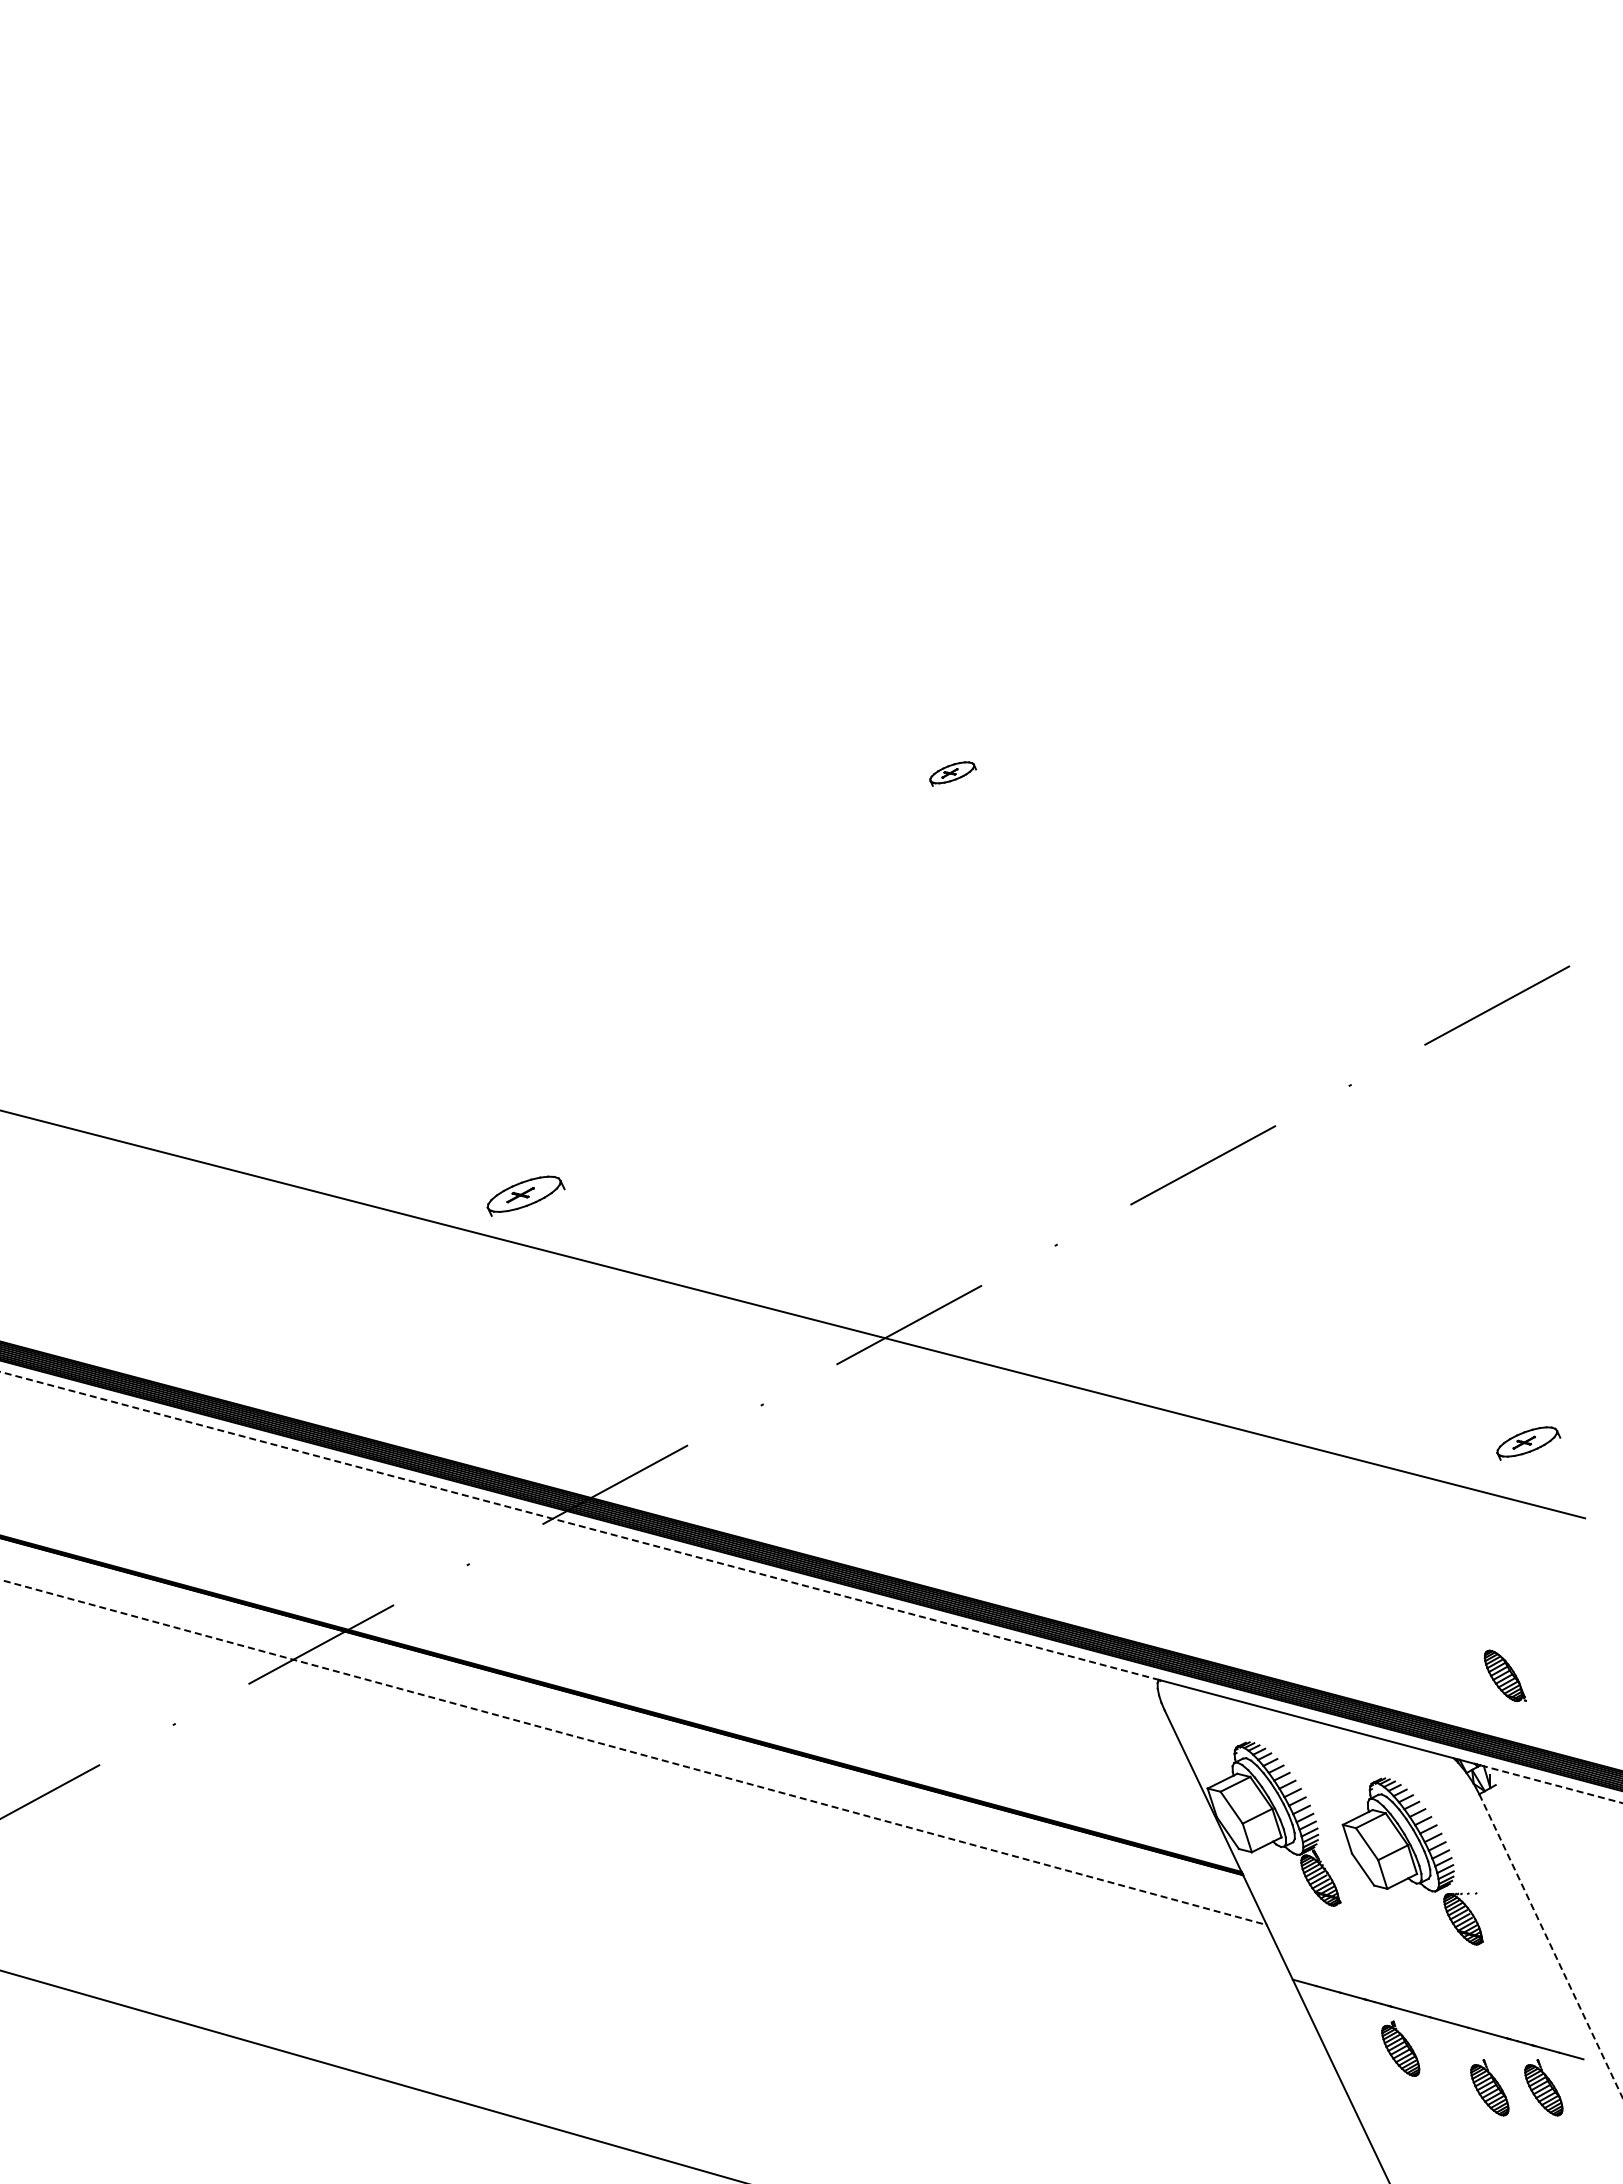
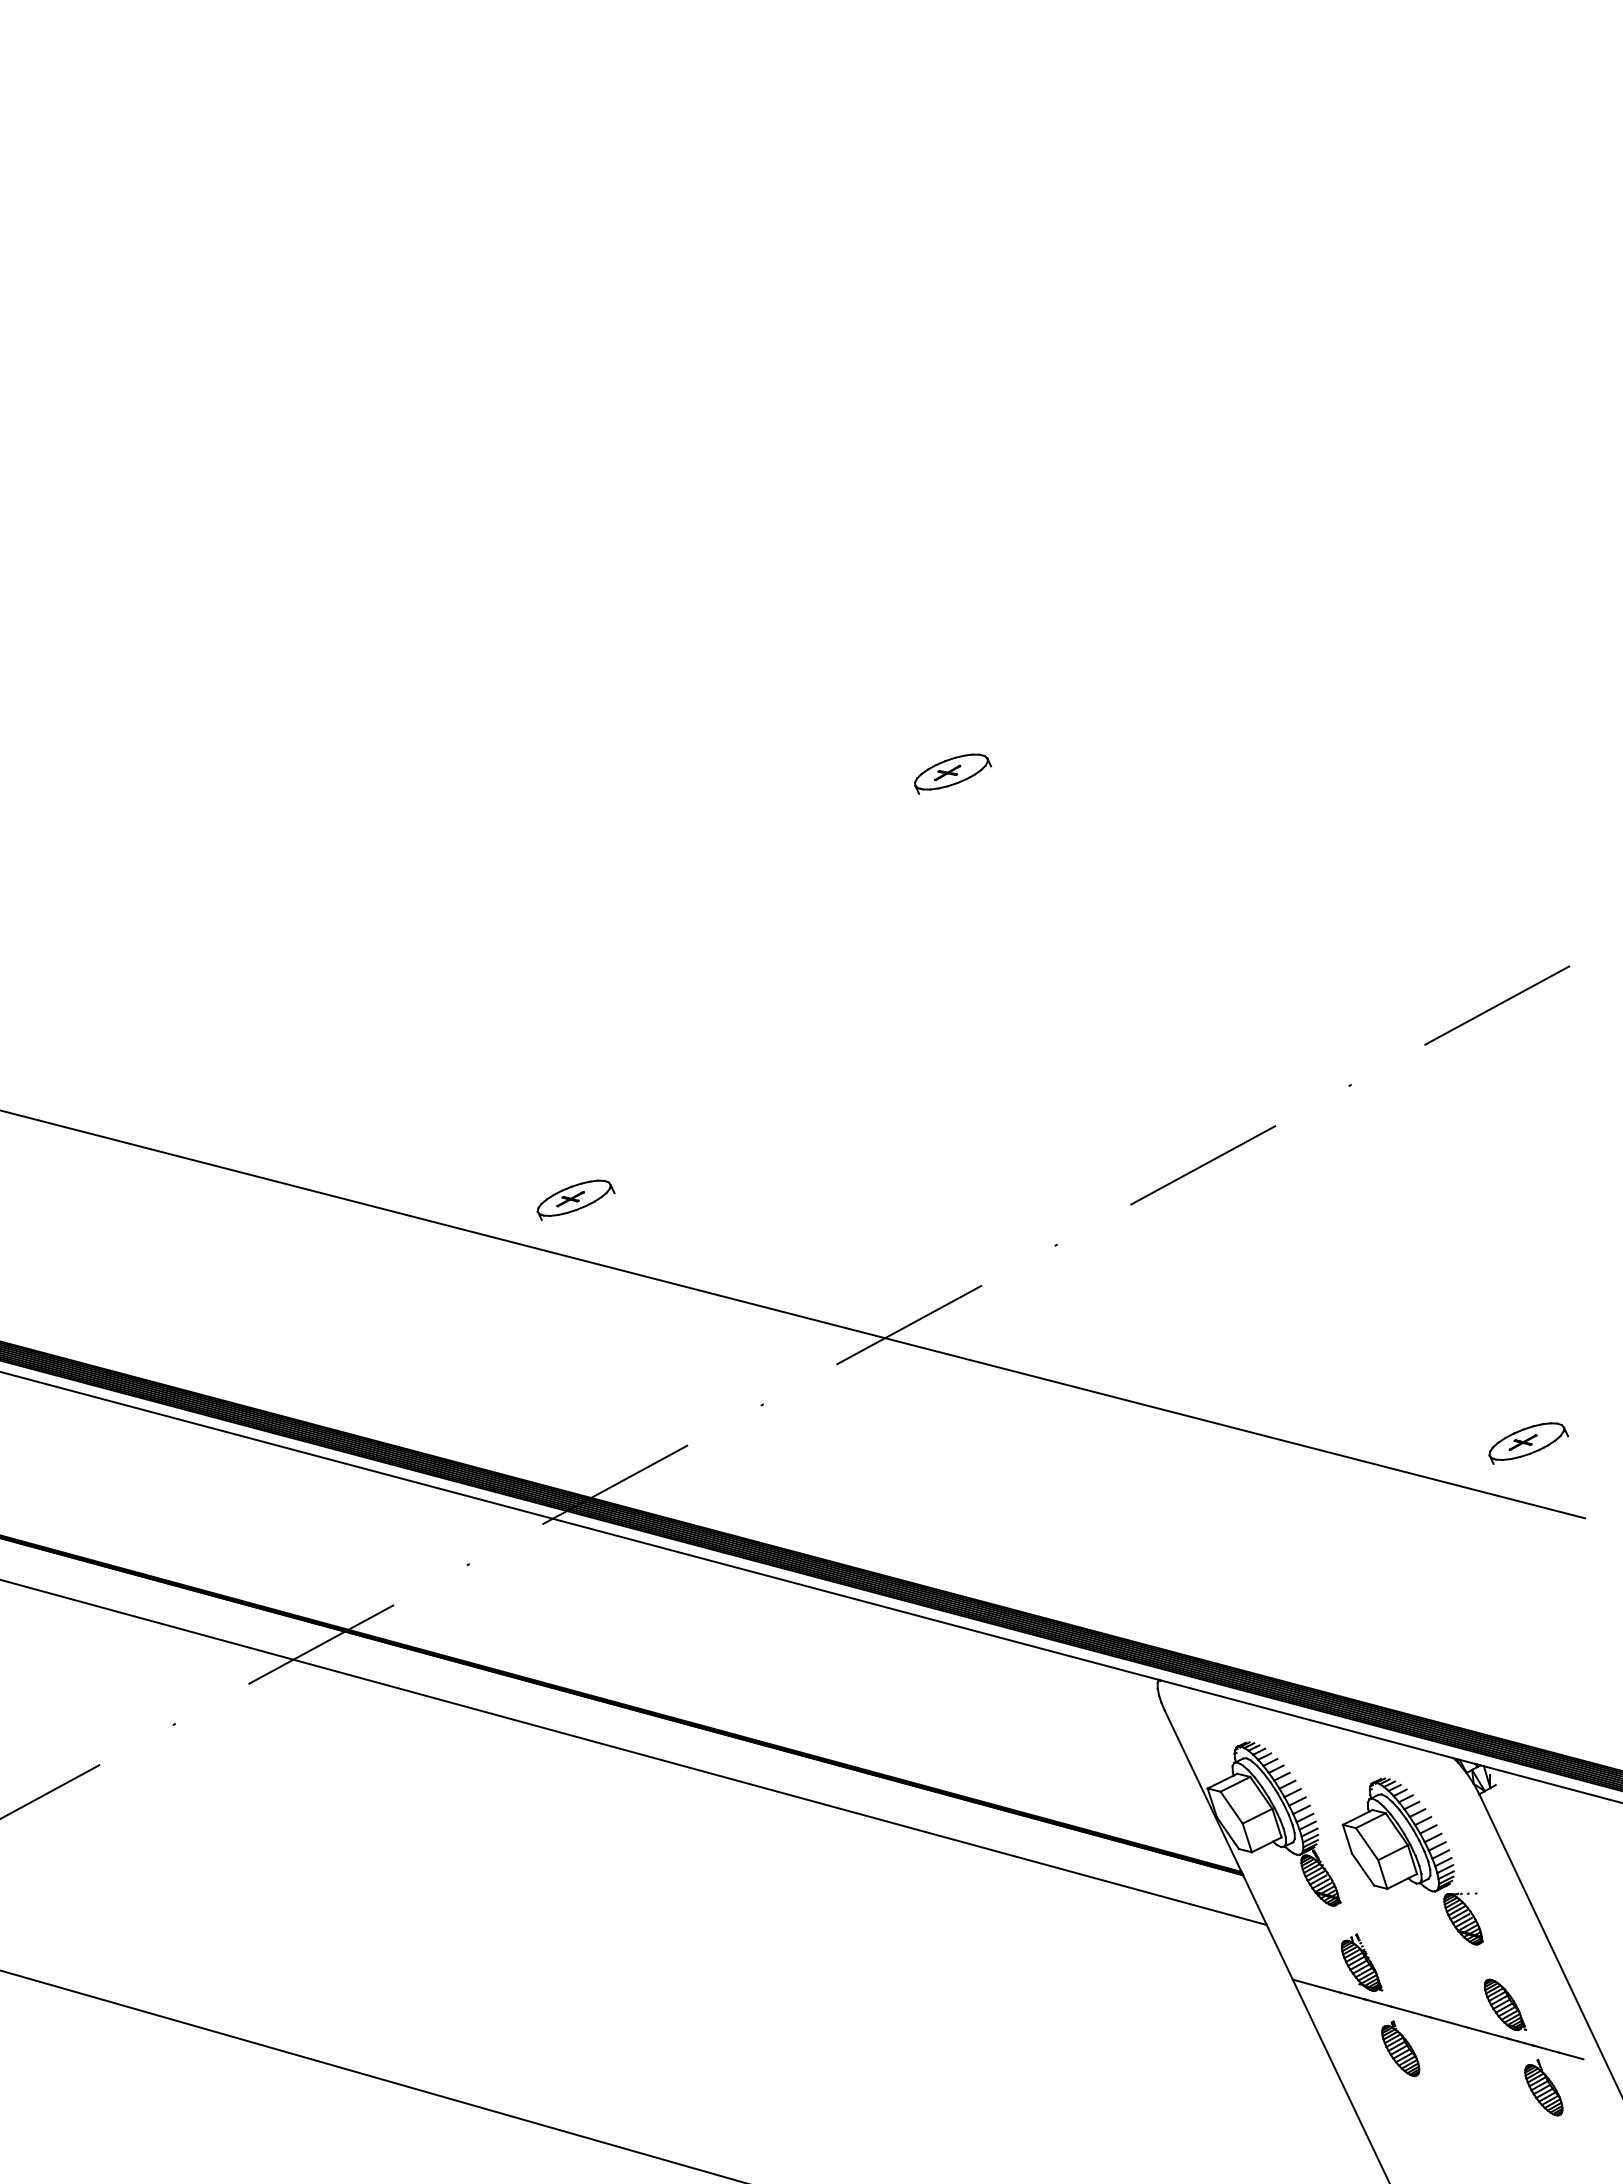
part size: 49x26 px -> 79x42 px (953, 773)
part position: (525, 1195) -> (575, 1199) (575, 1199)
part size: 66x35 px -> 82x43 px (1528, 1443)
line: dashed -> solid (579, 1525)
part position: (1505, 1675) -> (1505, 2004) (1505, 2004)
line: dashed -> solid (634, 1752)
line: dashed -> solid (1552, 1784)
line: dashed -> solid (1550, 1945)
part: none -> present (1361, 1962)
part: present -> none (1489, 2087)
